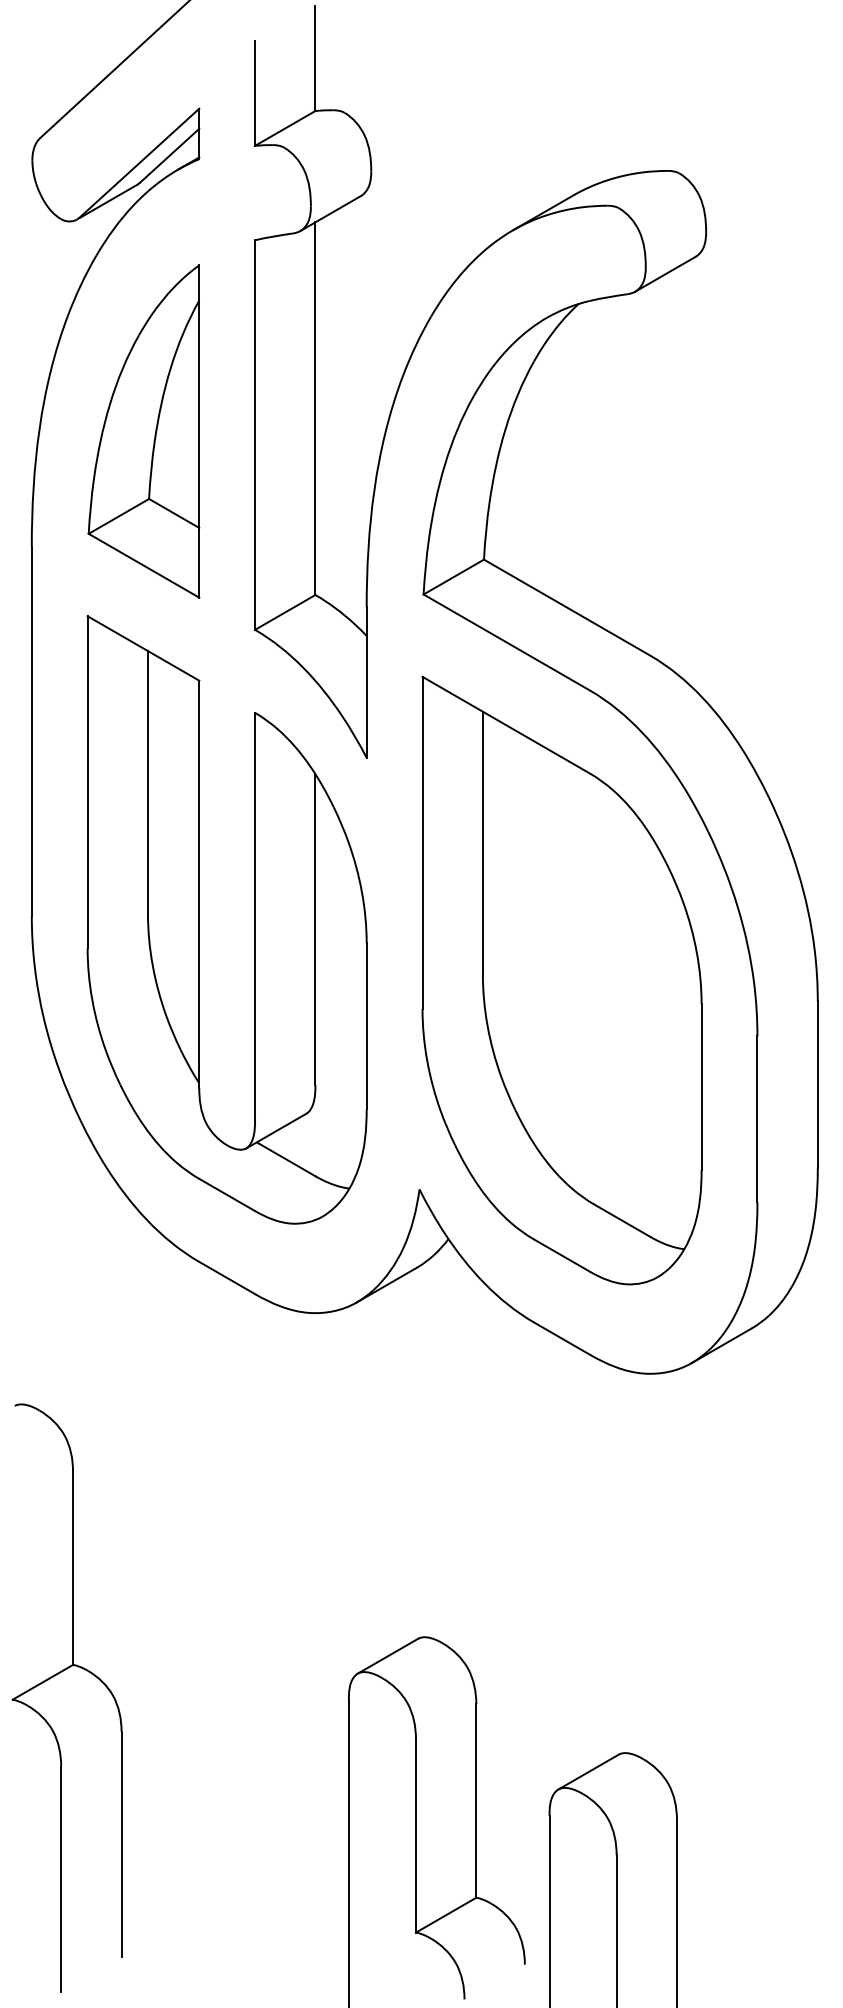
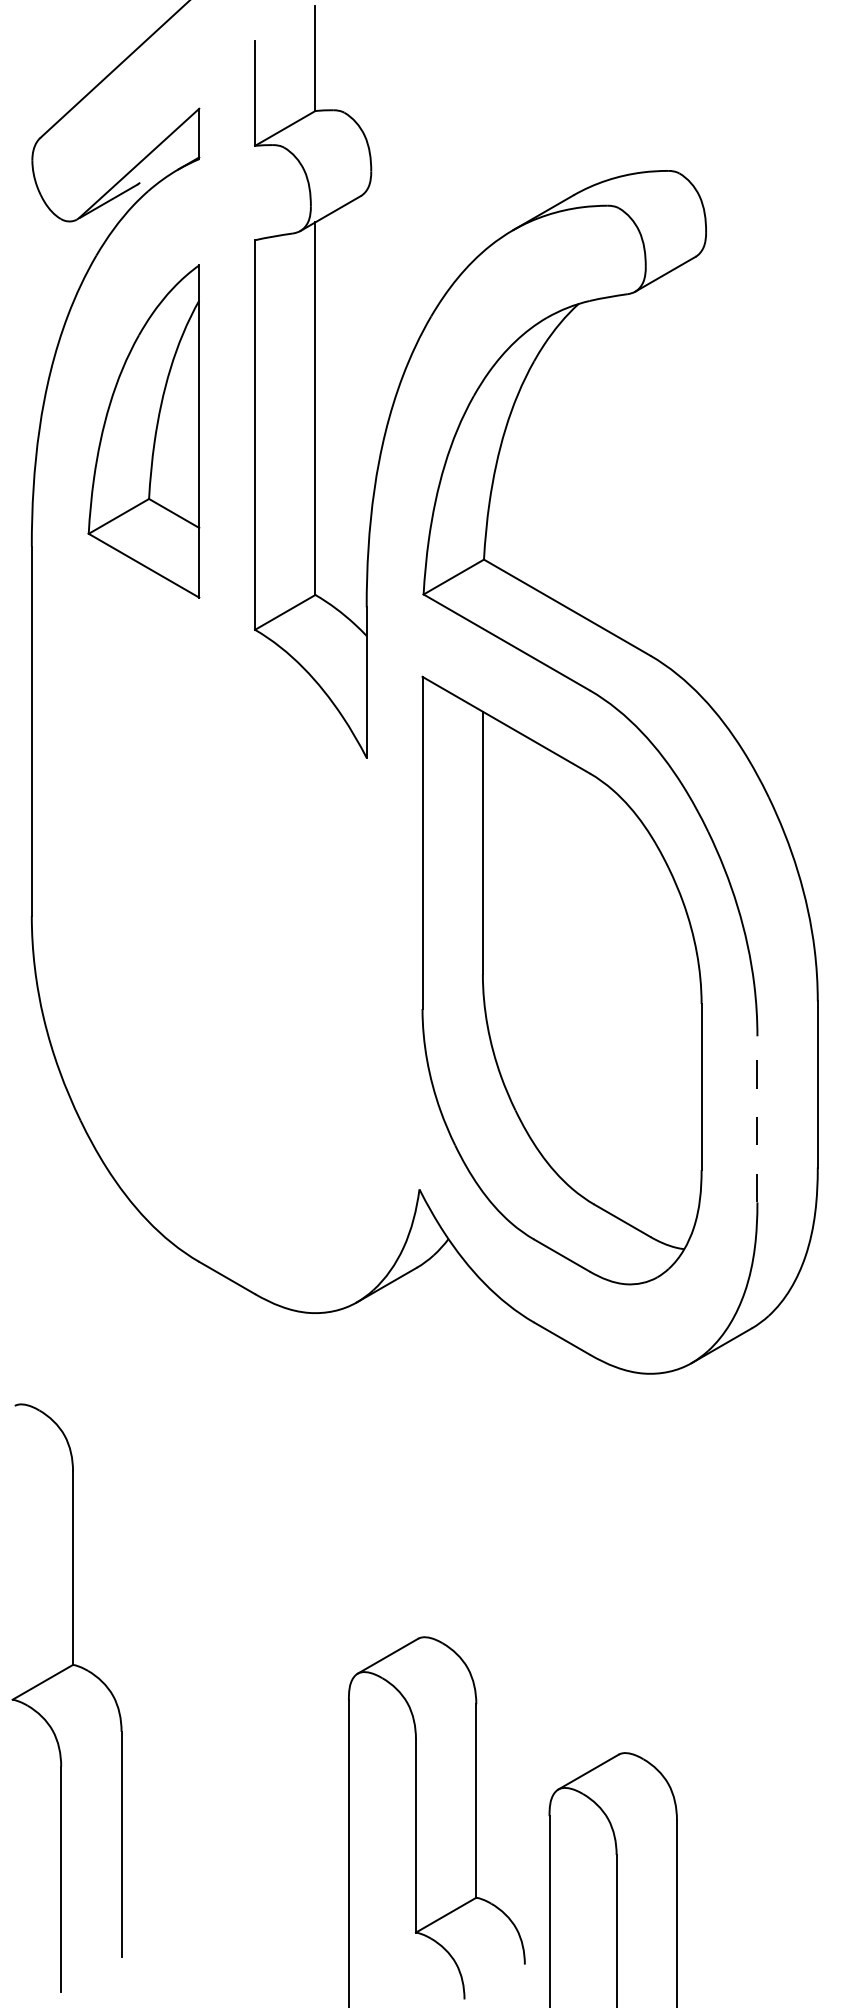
line: present -> none (169, 155)
part: present -> none (199, 919)
line: solid -> dashed (757, 1118)
